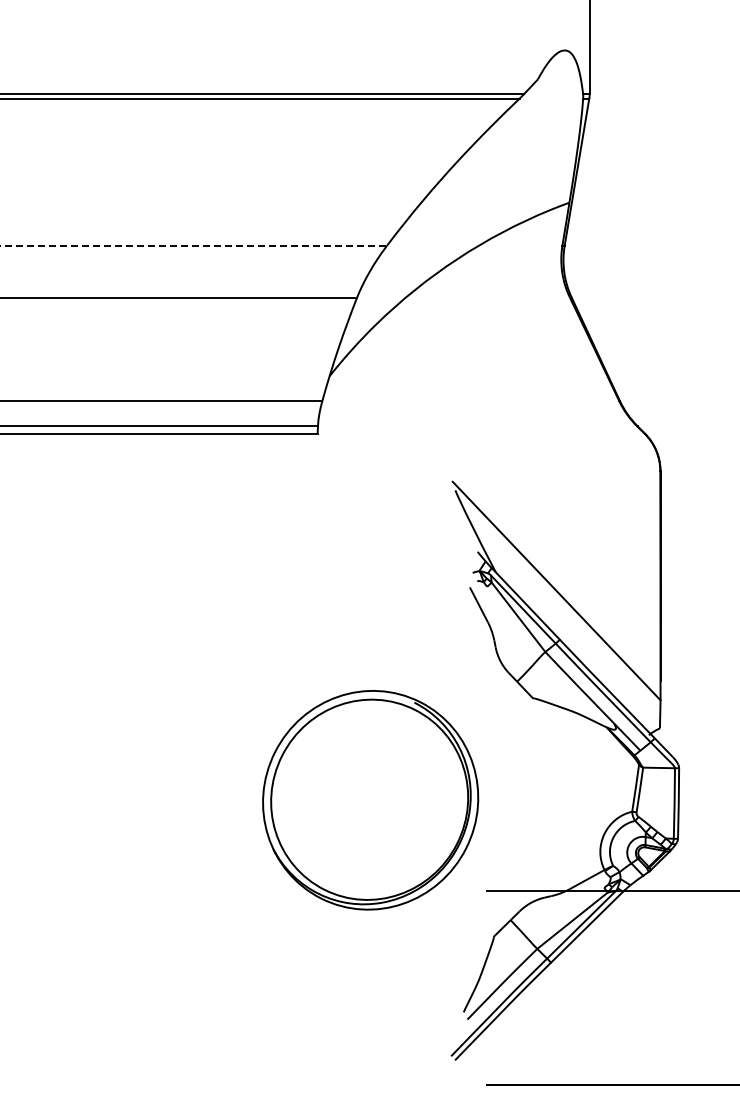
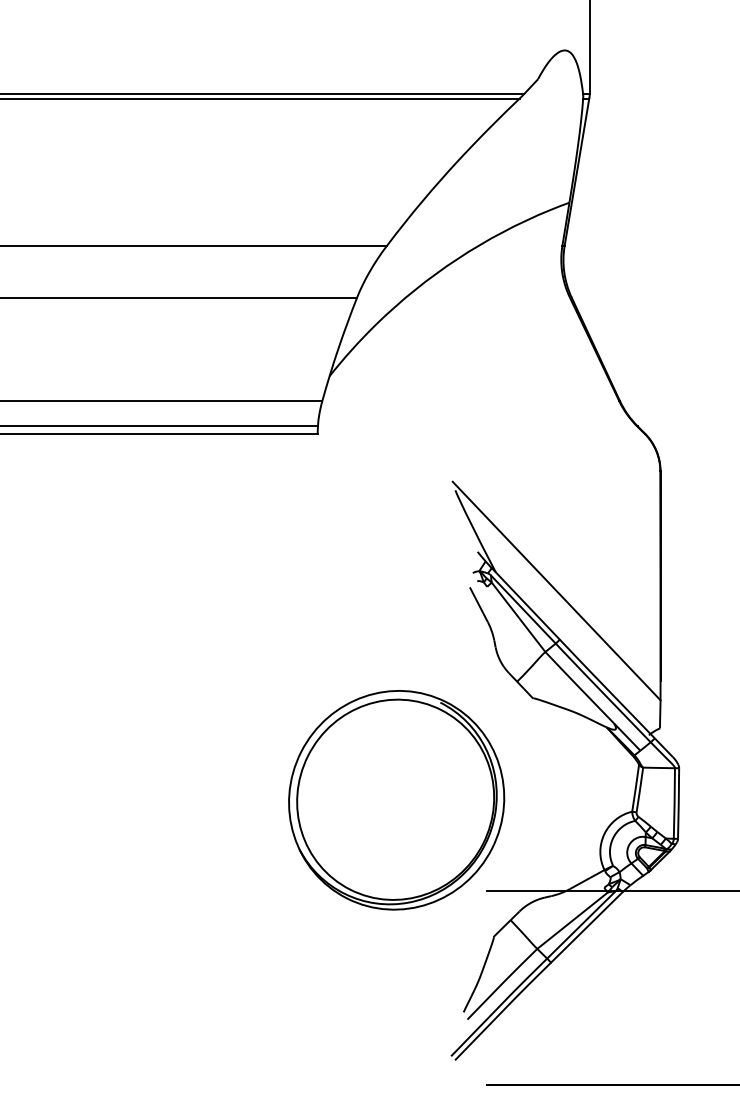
line: dashed -> solid (194, 245)
part position: (370, 800) -> (396, 800) (396, 800)
